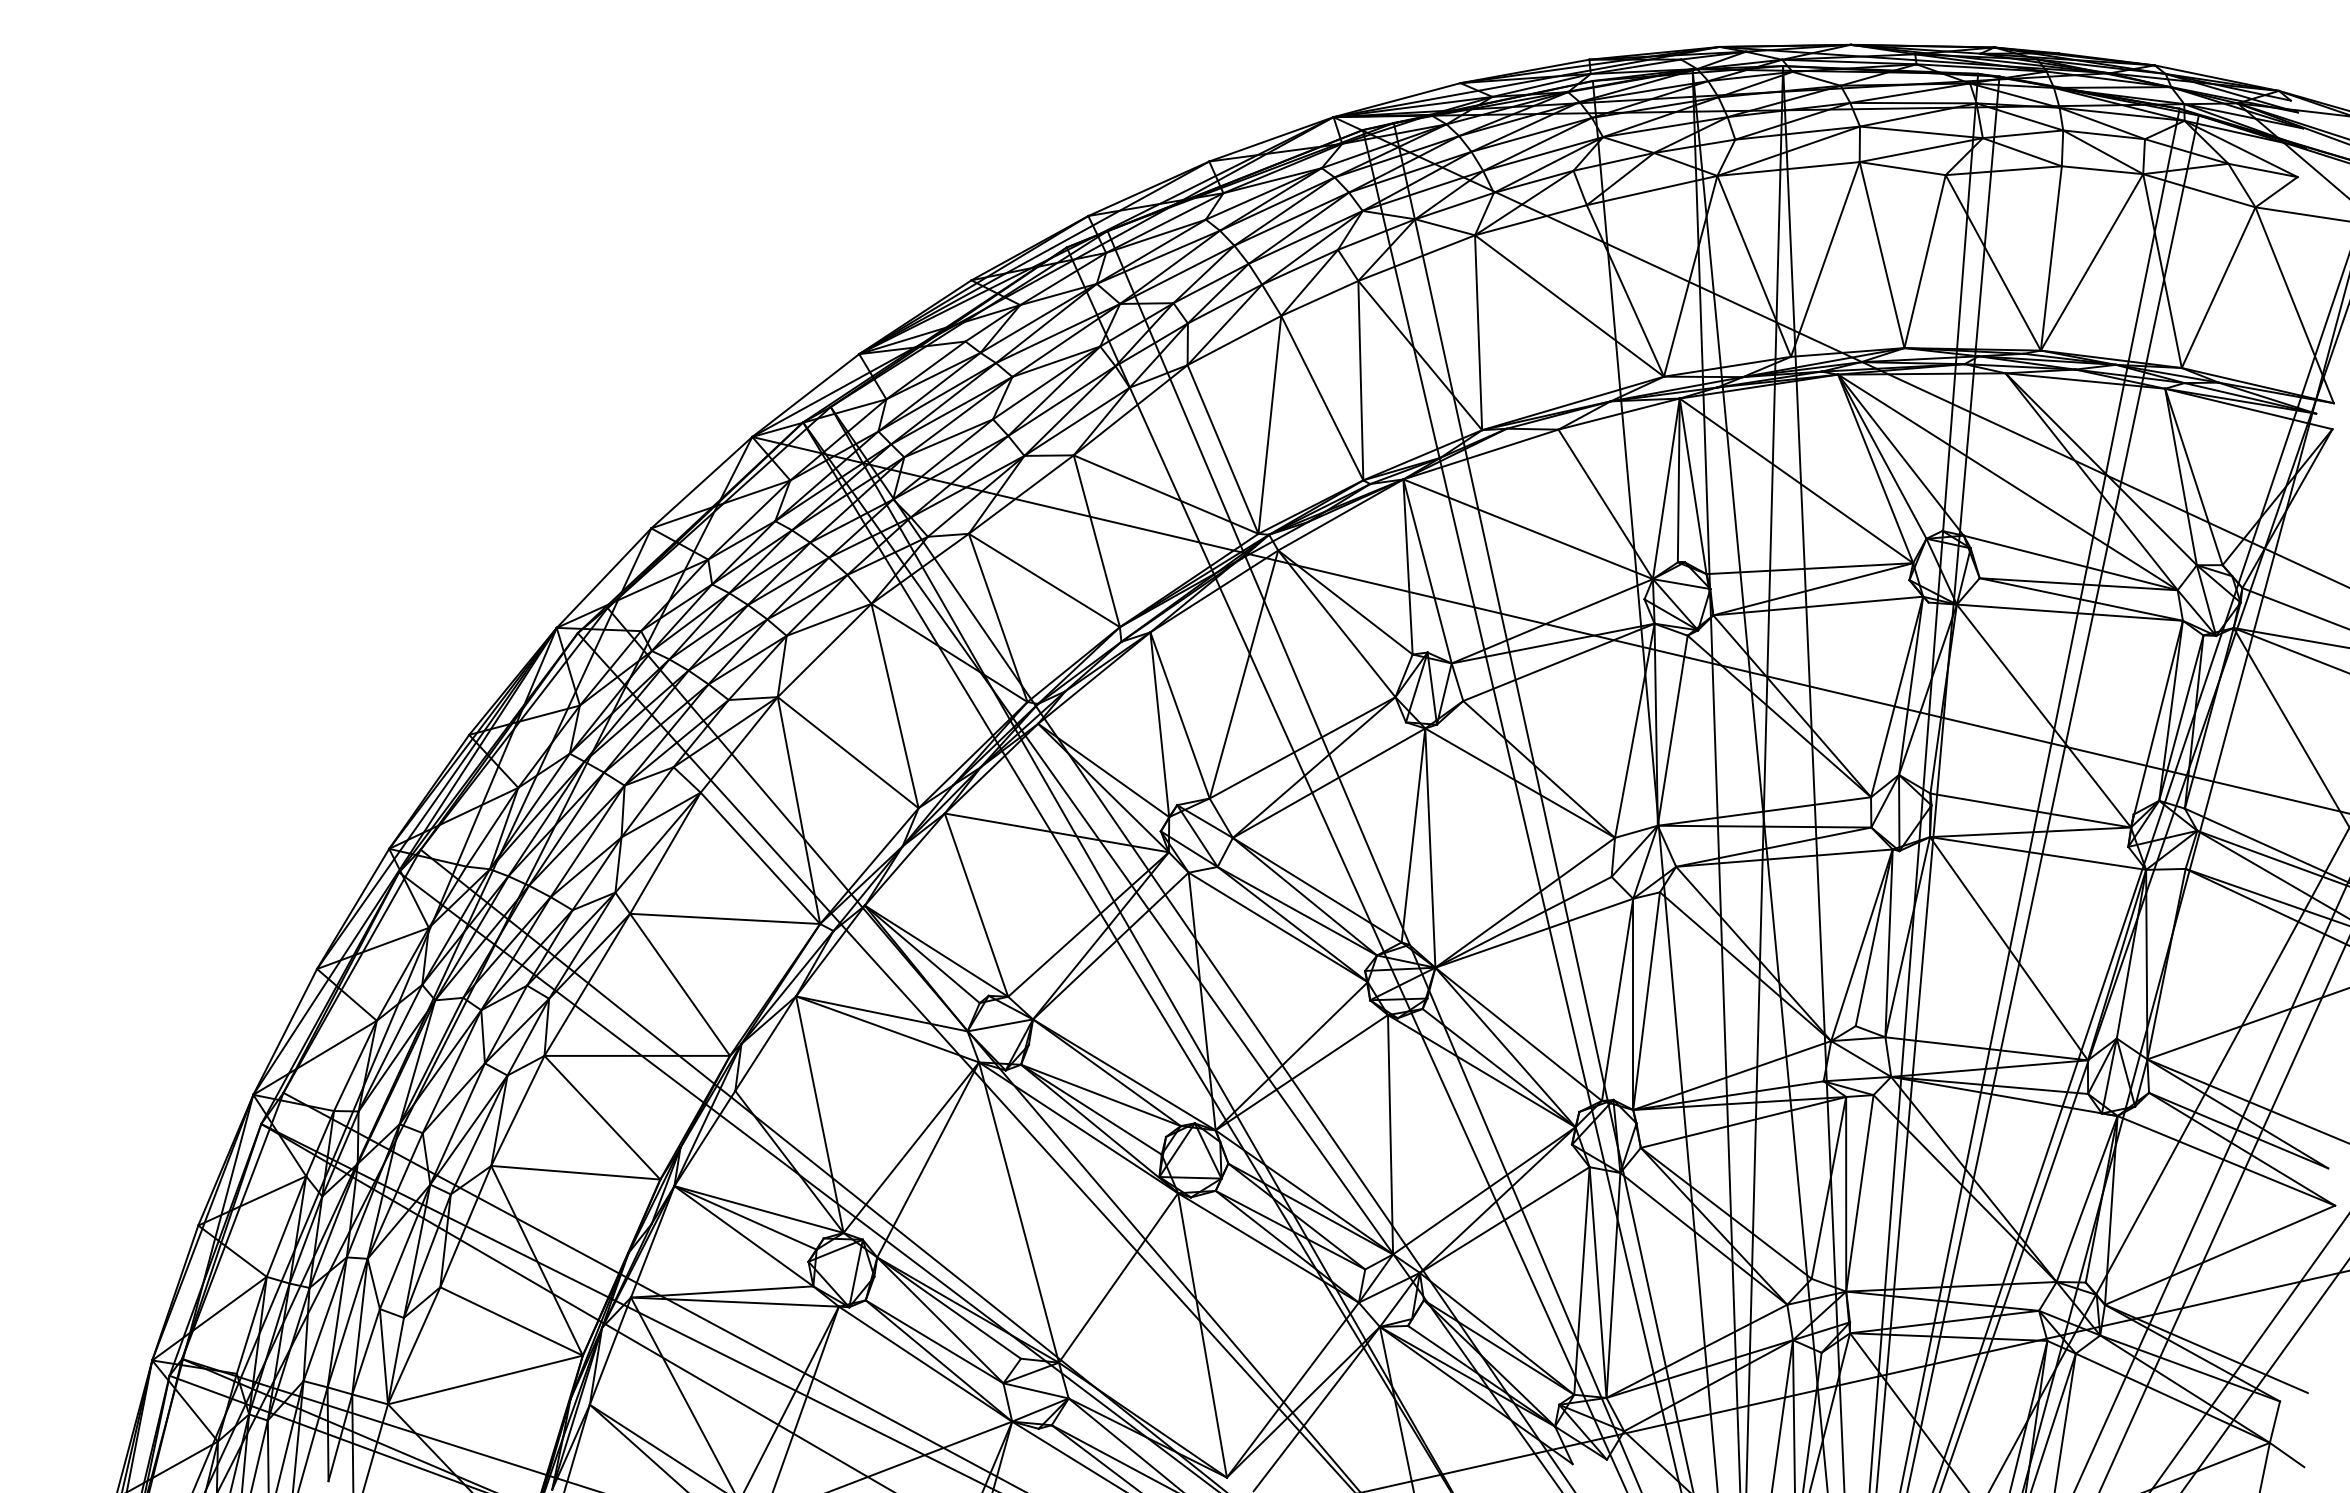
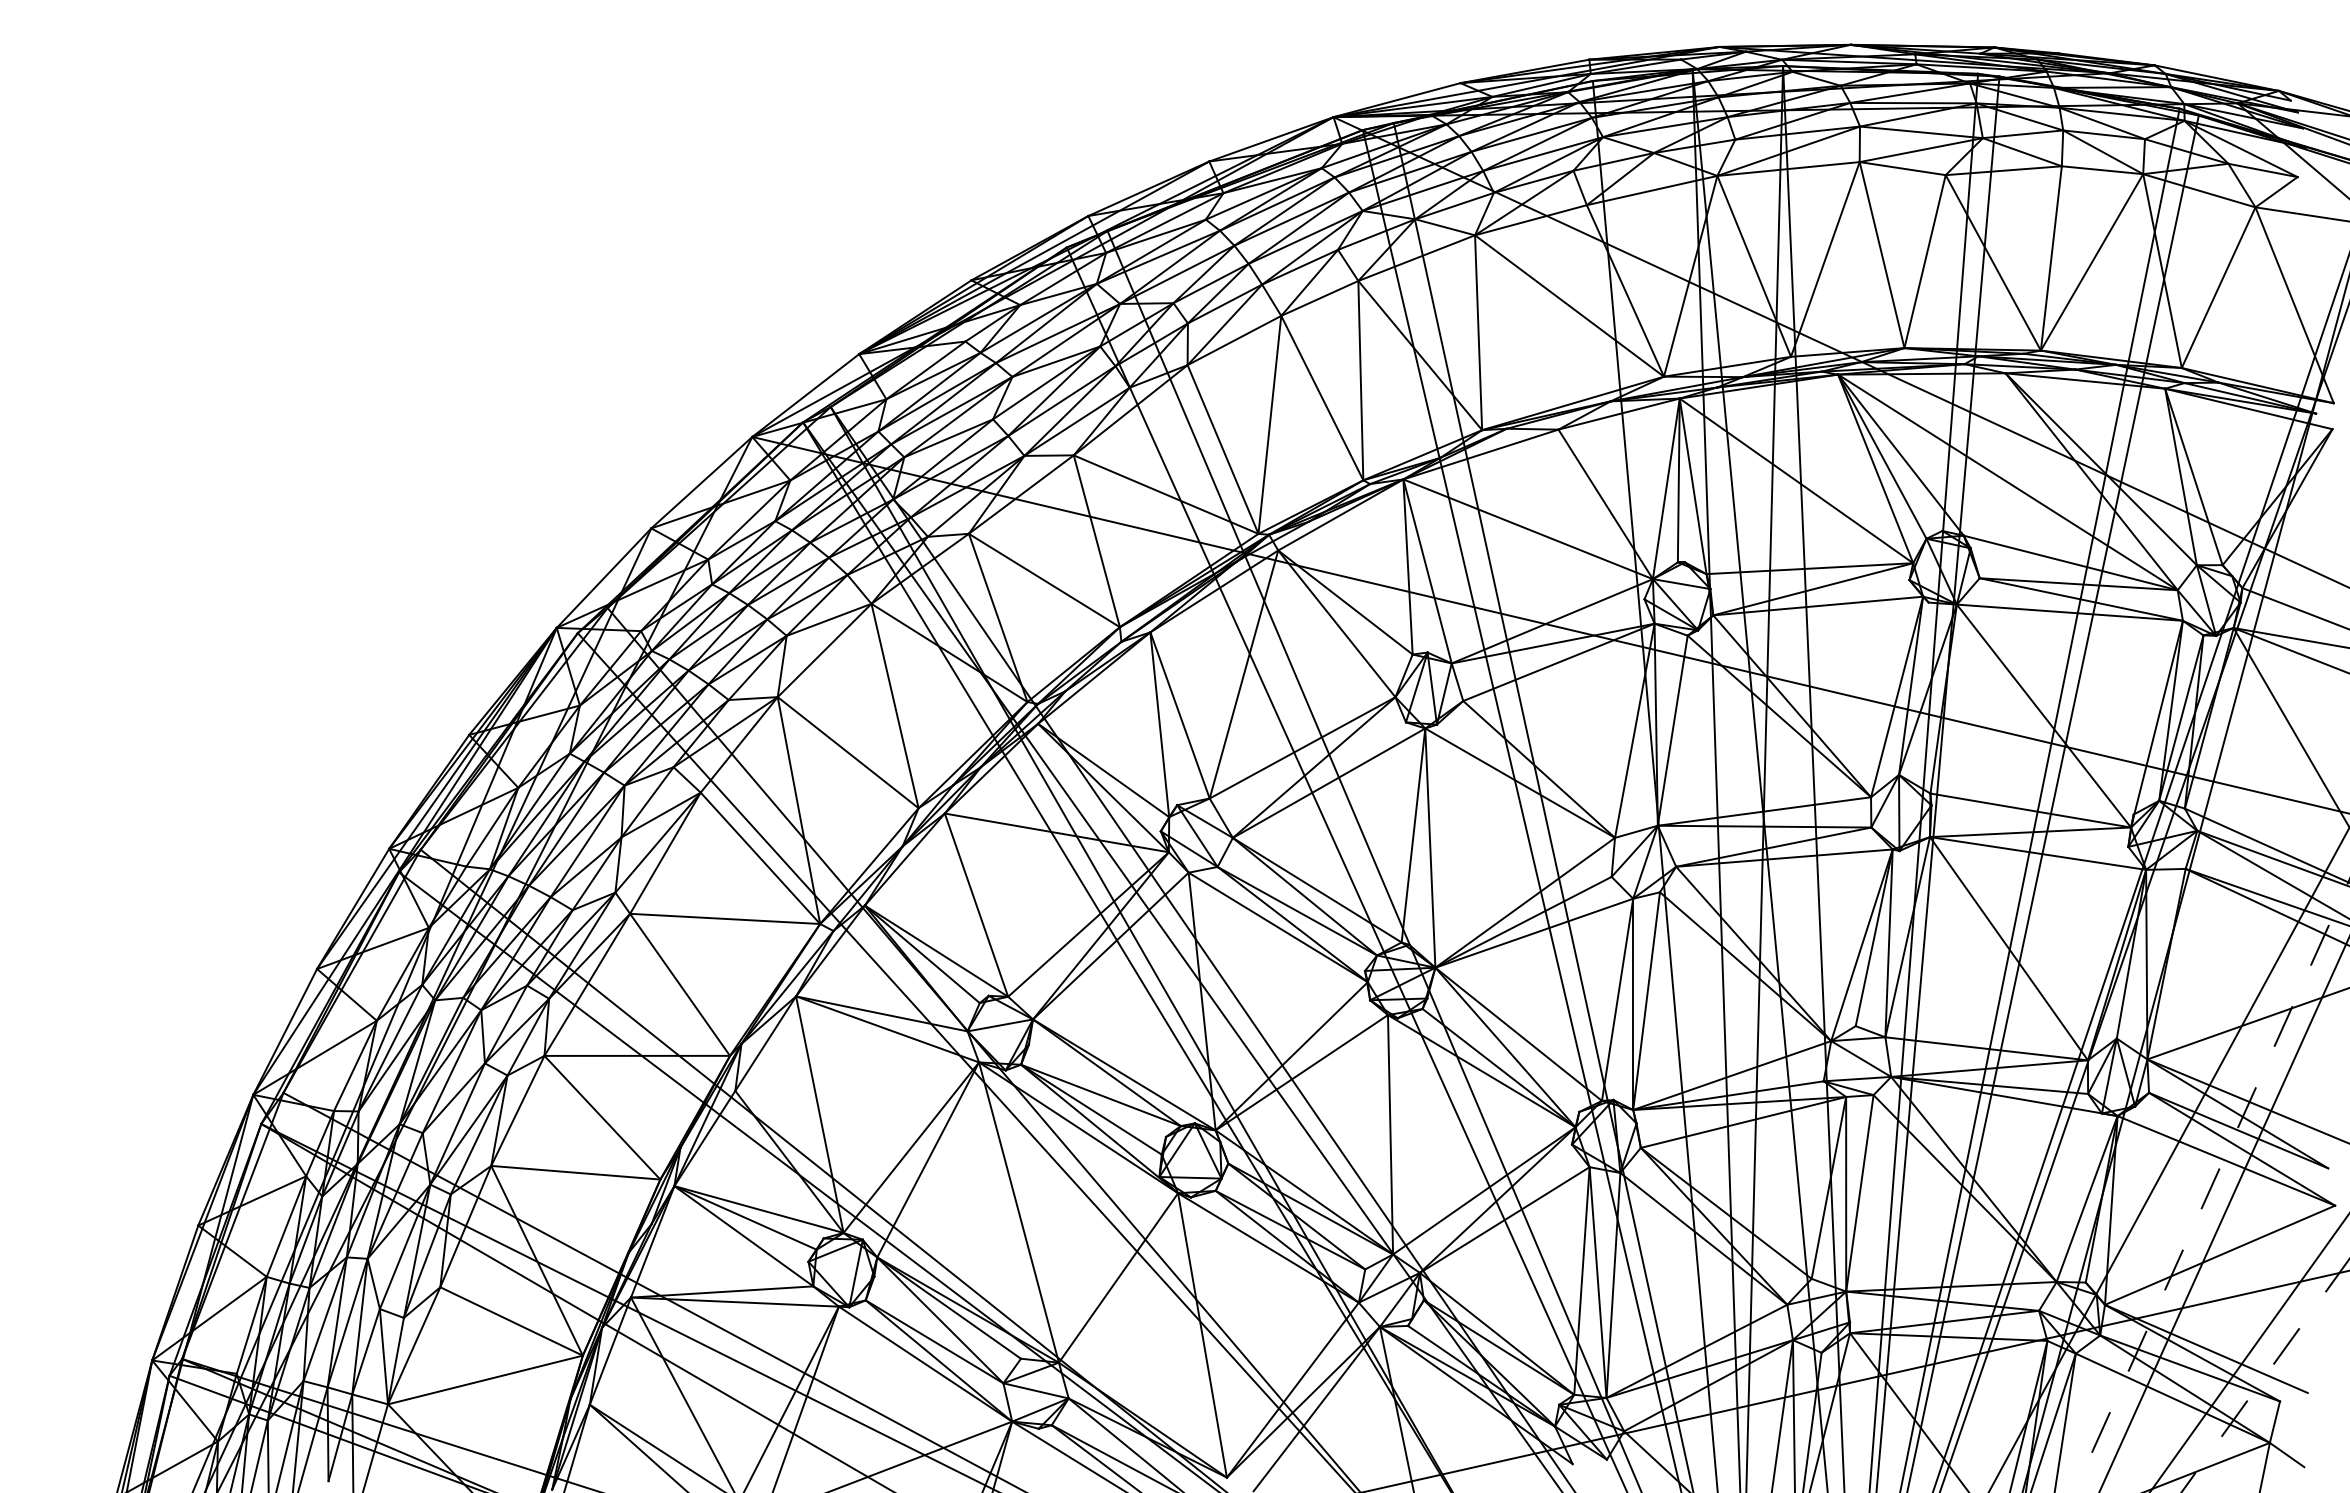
line: solid -> dashed (2212, 1184)
line: solid -> dashed (2265, 1375)
